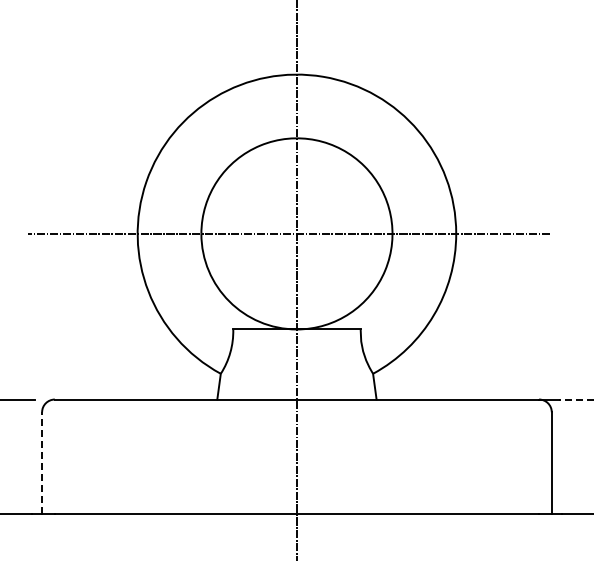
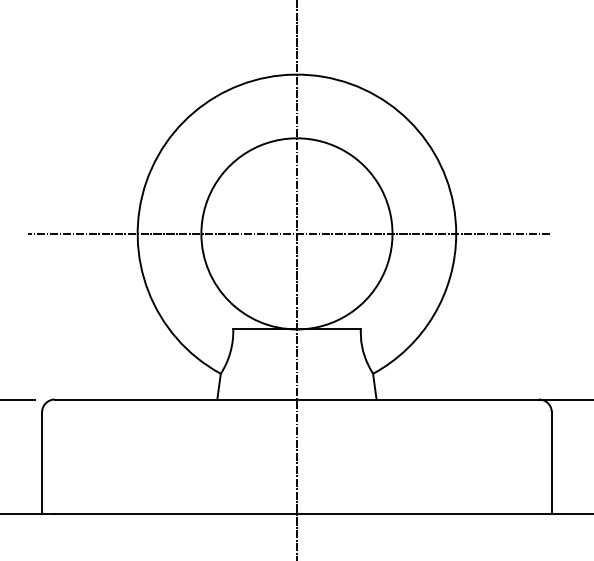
line: dashed -> solid (575, 399)
line: dashed -> solid (42, 463)
